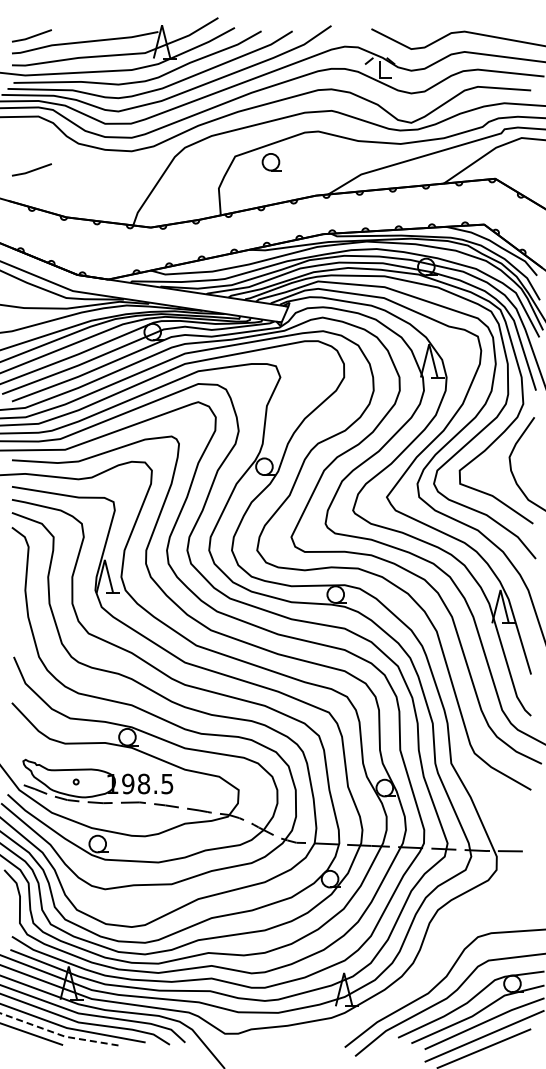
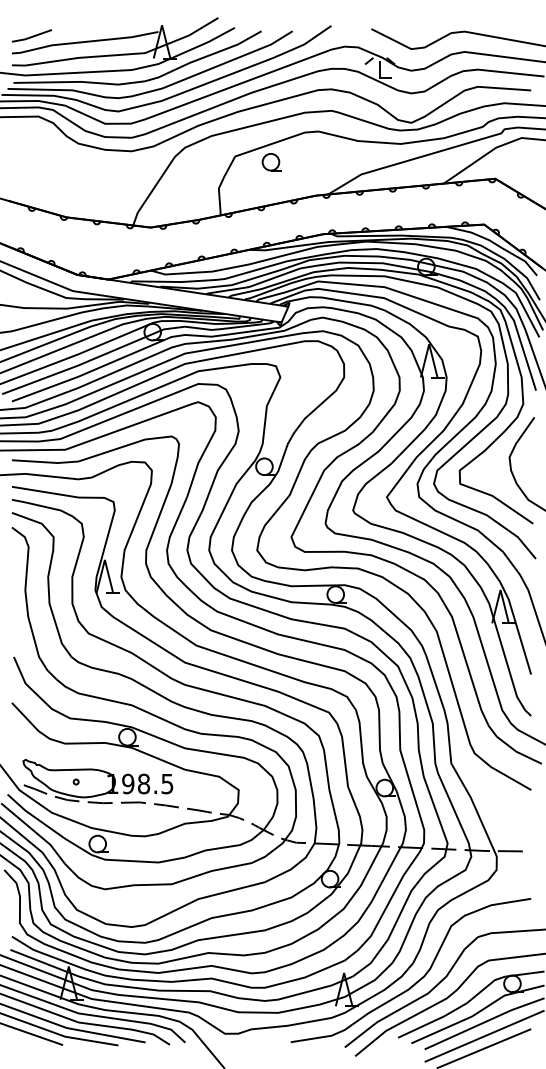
line: present -> none (32, 169)
curve: none -> present (417, 980)
line: dashed -> solid (58, 1034)
